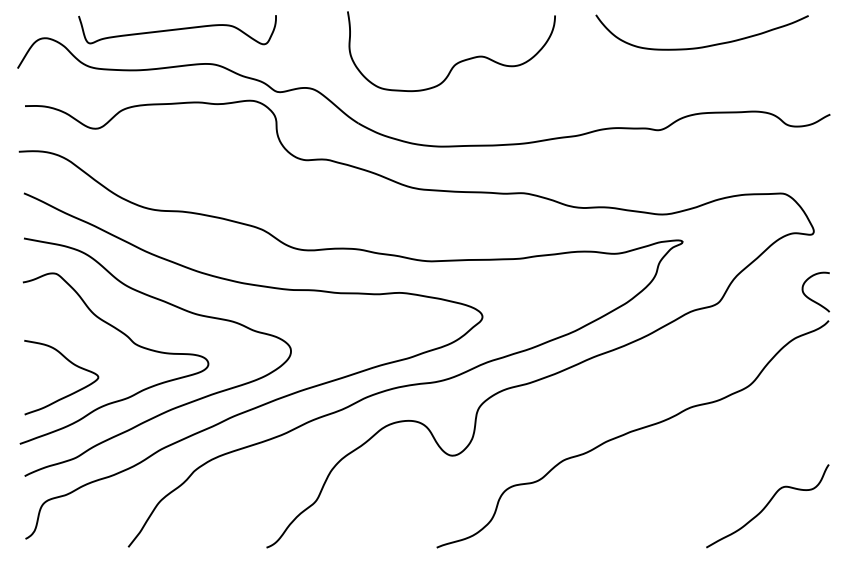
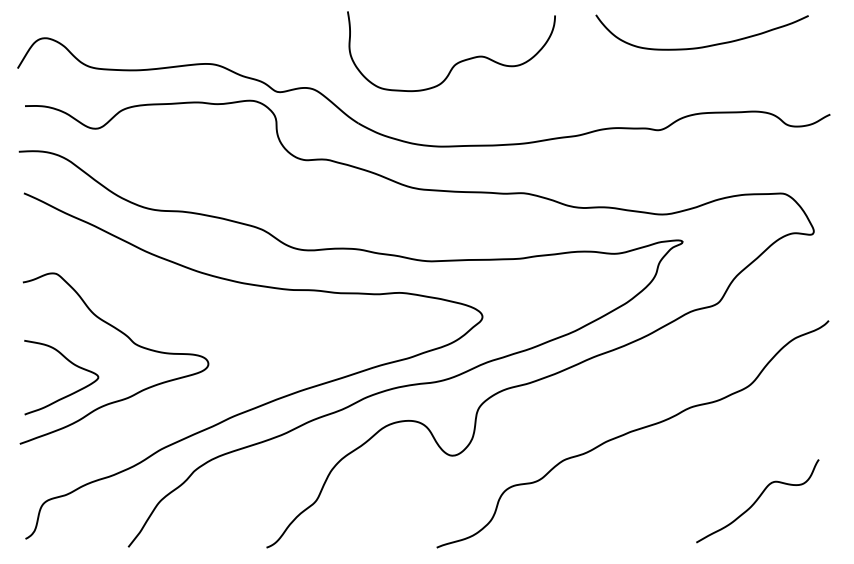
curve: present -> none (177, 30)
curve: present -> none (811, 298)
curve: present -> none (175, 307)
curve position: (767, 506) -> (757, 501) (757, 501)
